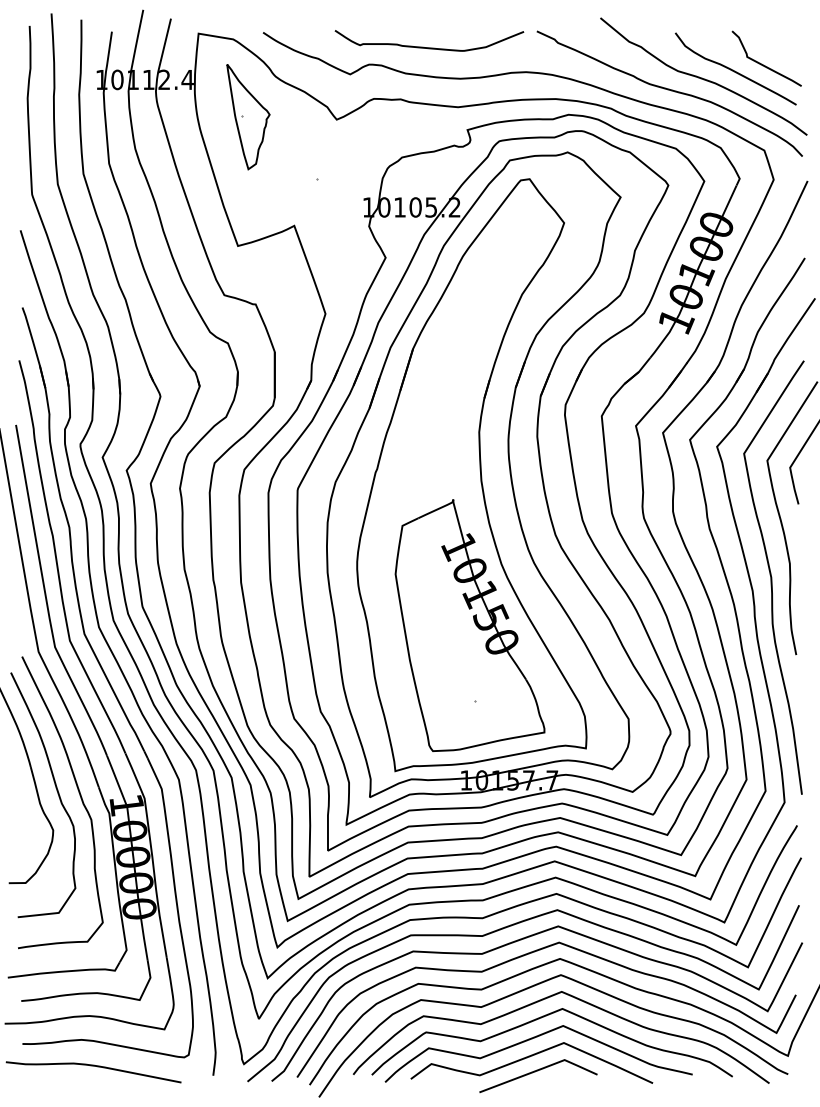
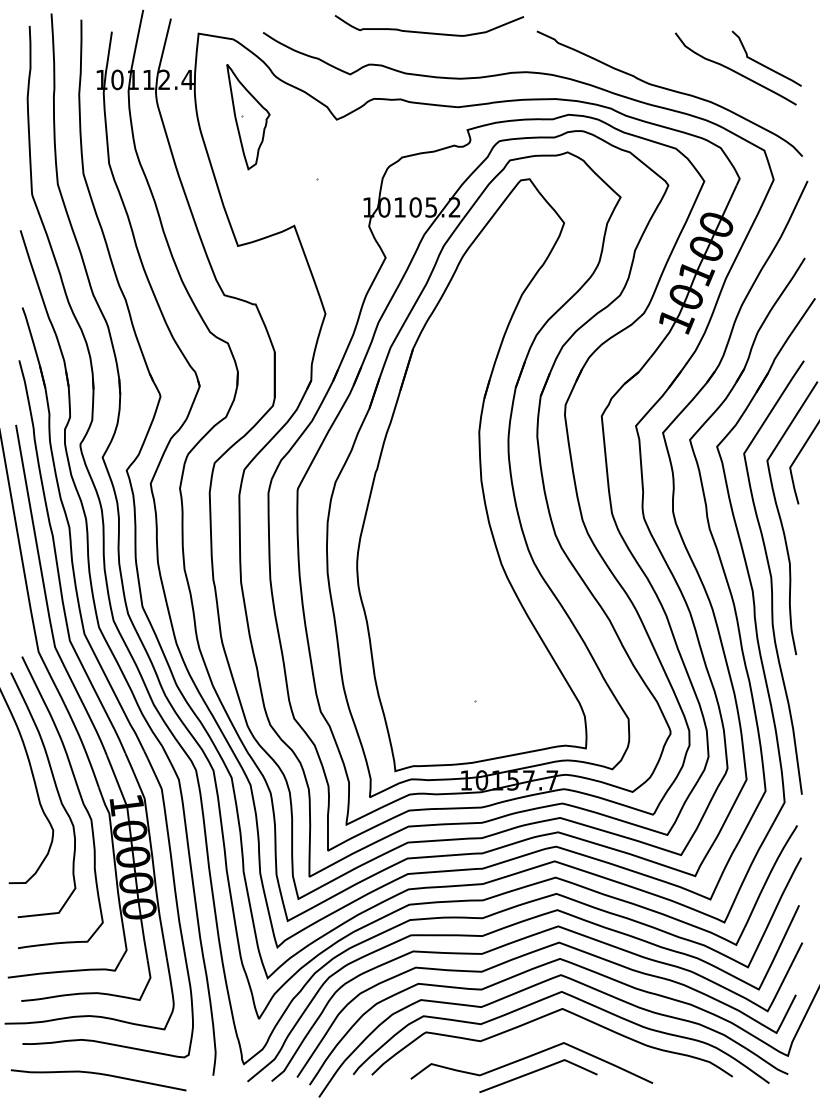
curve position: (429, 47) -> (429, 32) (429, 32)
curve: present -> none (702, 77)
part: present -> none (469, 625)
curve: present -> none (532, 1039)
curve position: (93, 1066) -> (98, 1074) (98, 1074)
